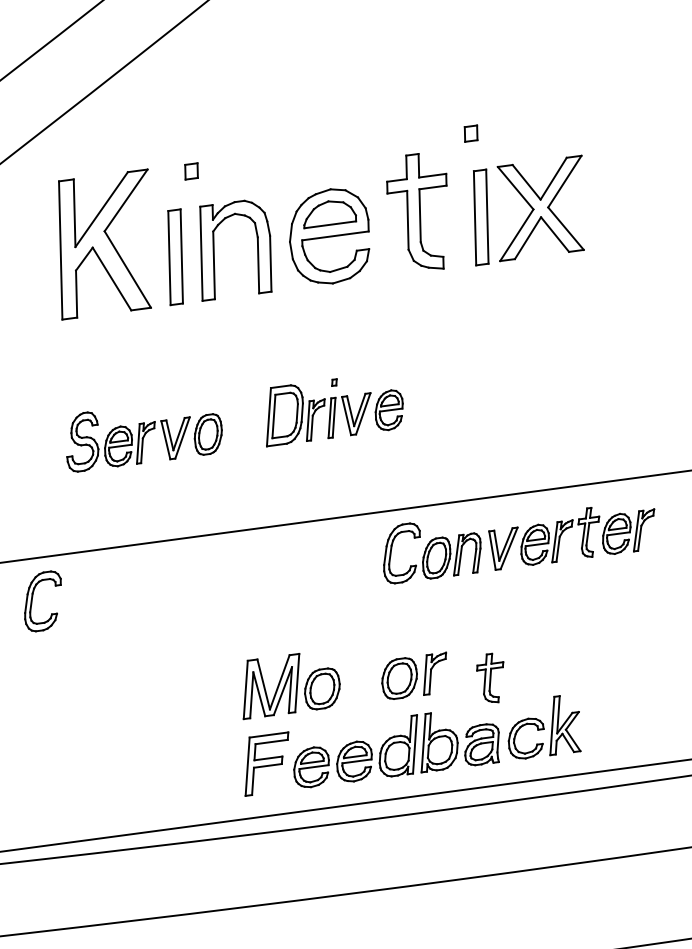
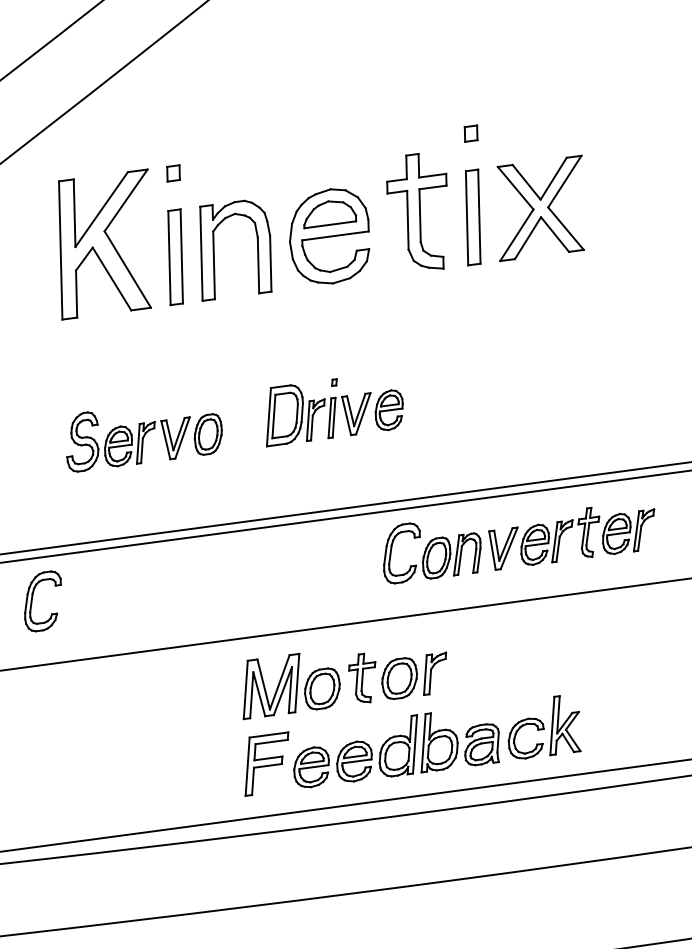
part position: (191, 171) -> (173, 173) (173, 173)
part position: (481, 217) -> (473, 217) (473, 217)
line: none -> present (345, 508)
line: none -> present (345, 624)
part position: (490, 677) -> (362, 677) (362, 677)
